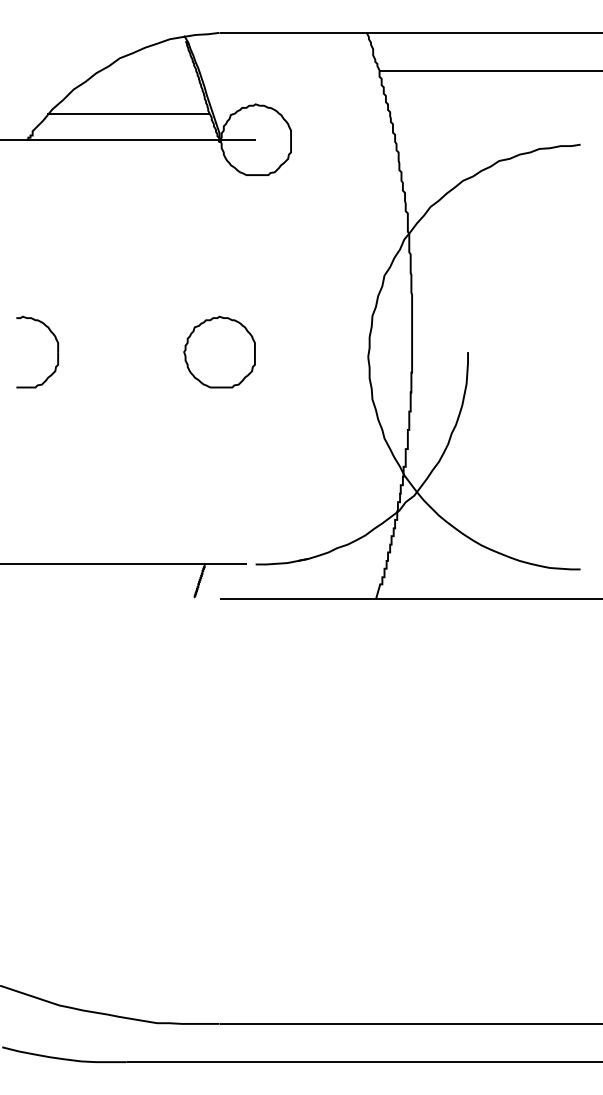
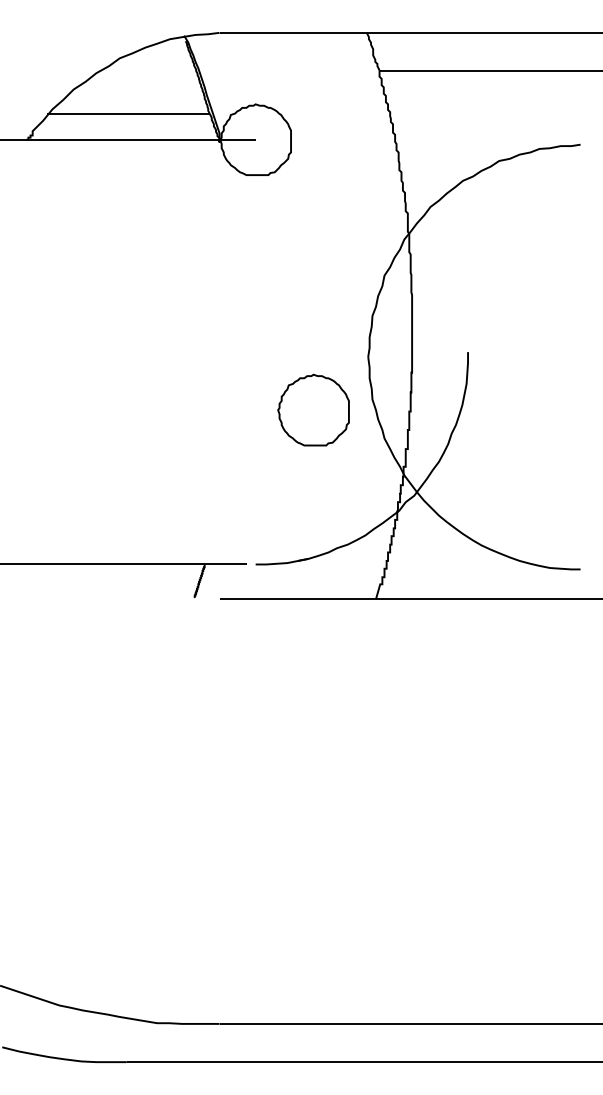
part: present -> none (57, 351)
part position: (219, 351) -> (313, 409) (313, 409)
